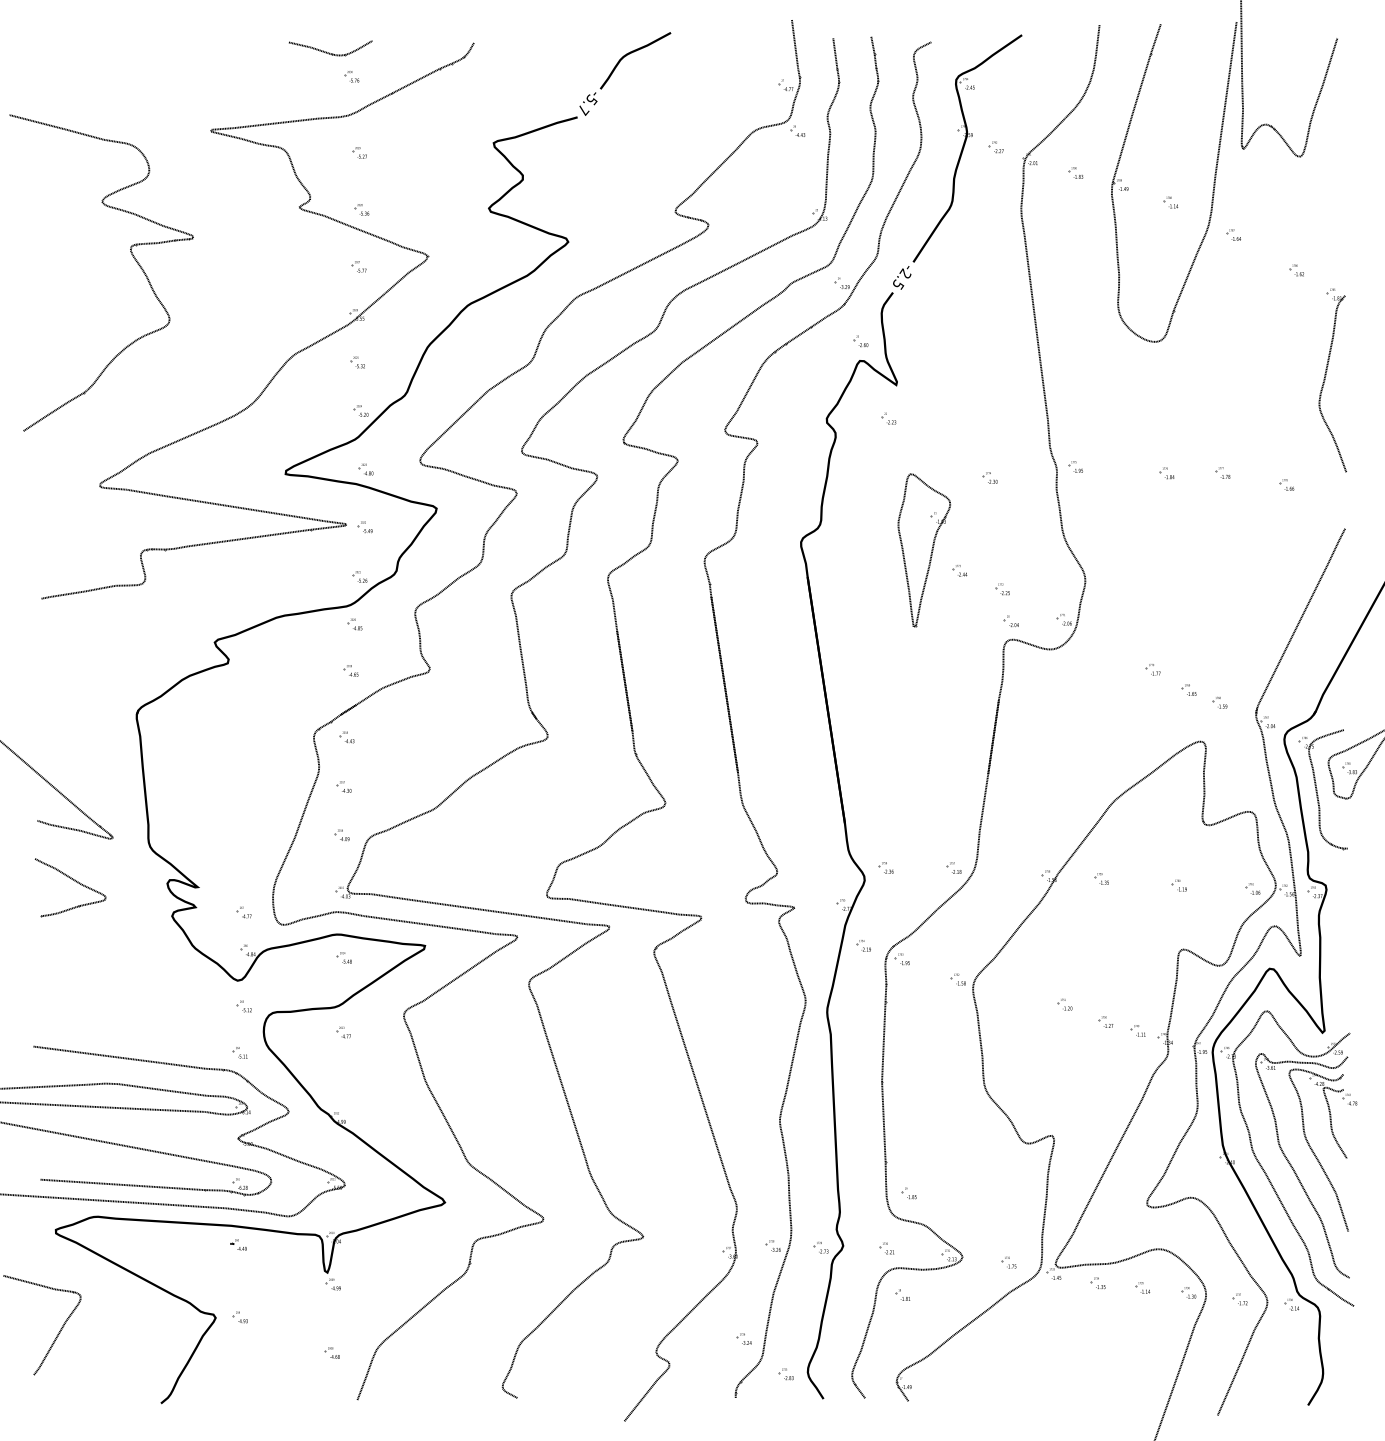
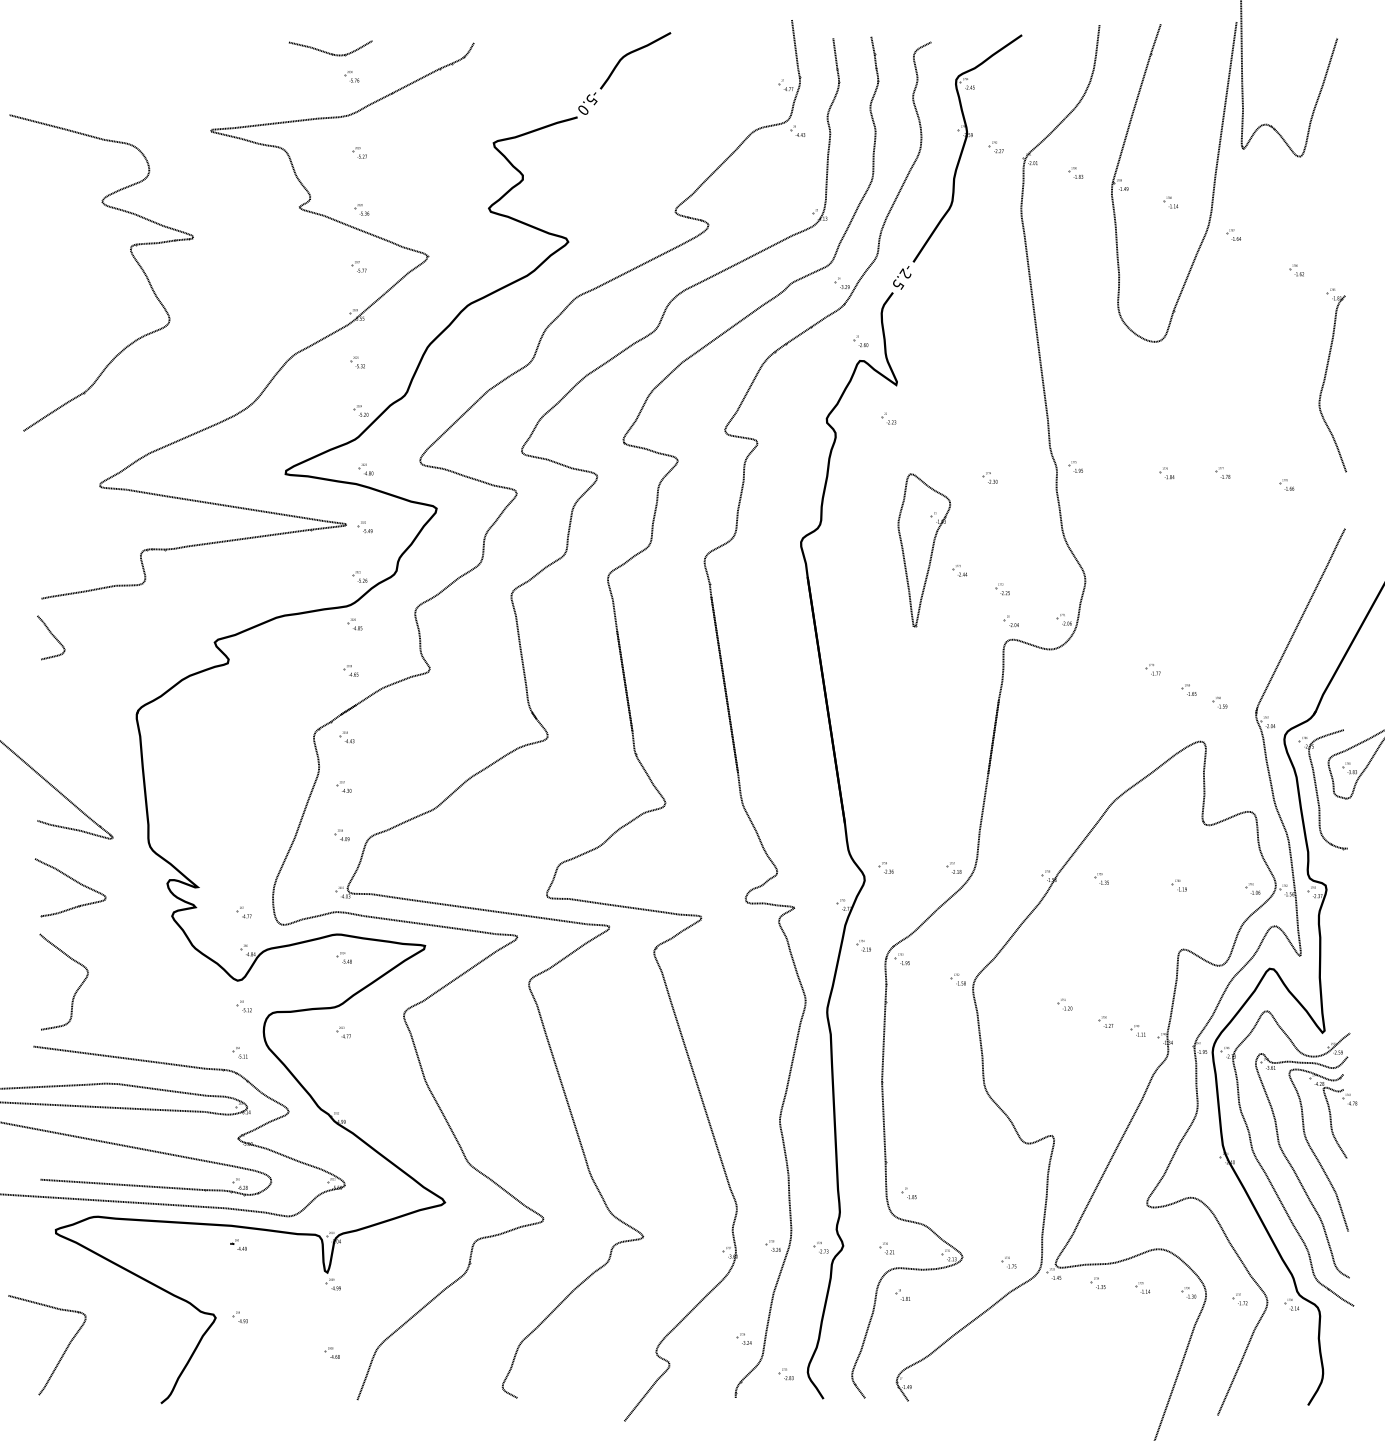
text: -5.7 -> -5.0 (583, 110)
curve: none -> present (52, 636)
curve: none -> present (75, 991)
curve position: (56, 1335) -> (61, 1355) (61, 1355)
